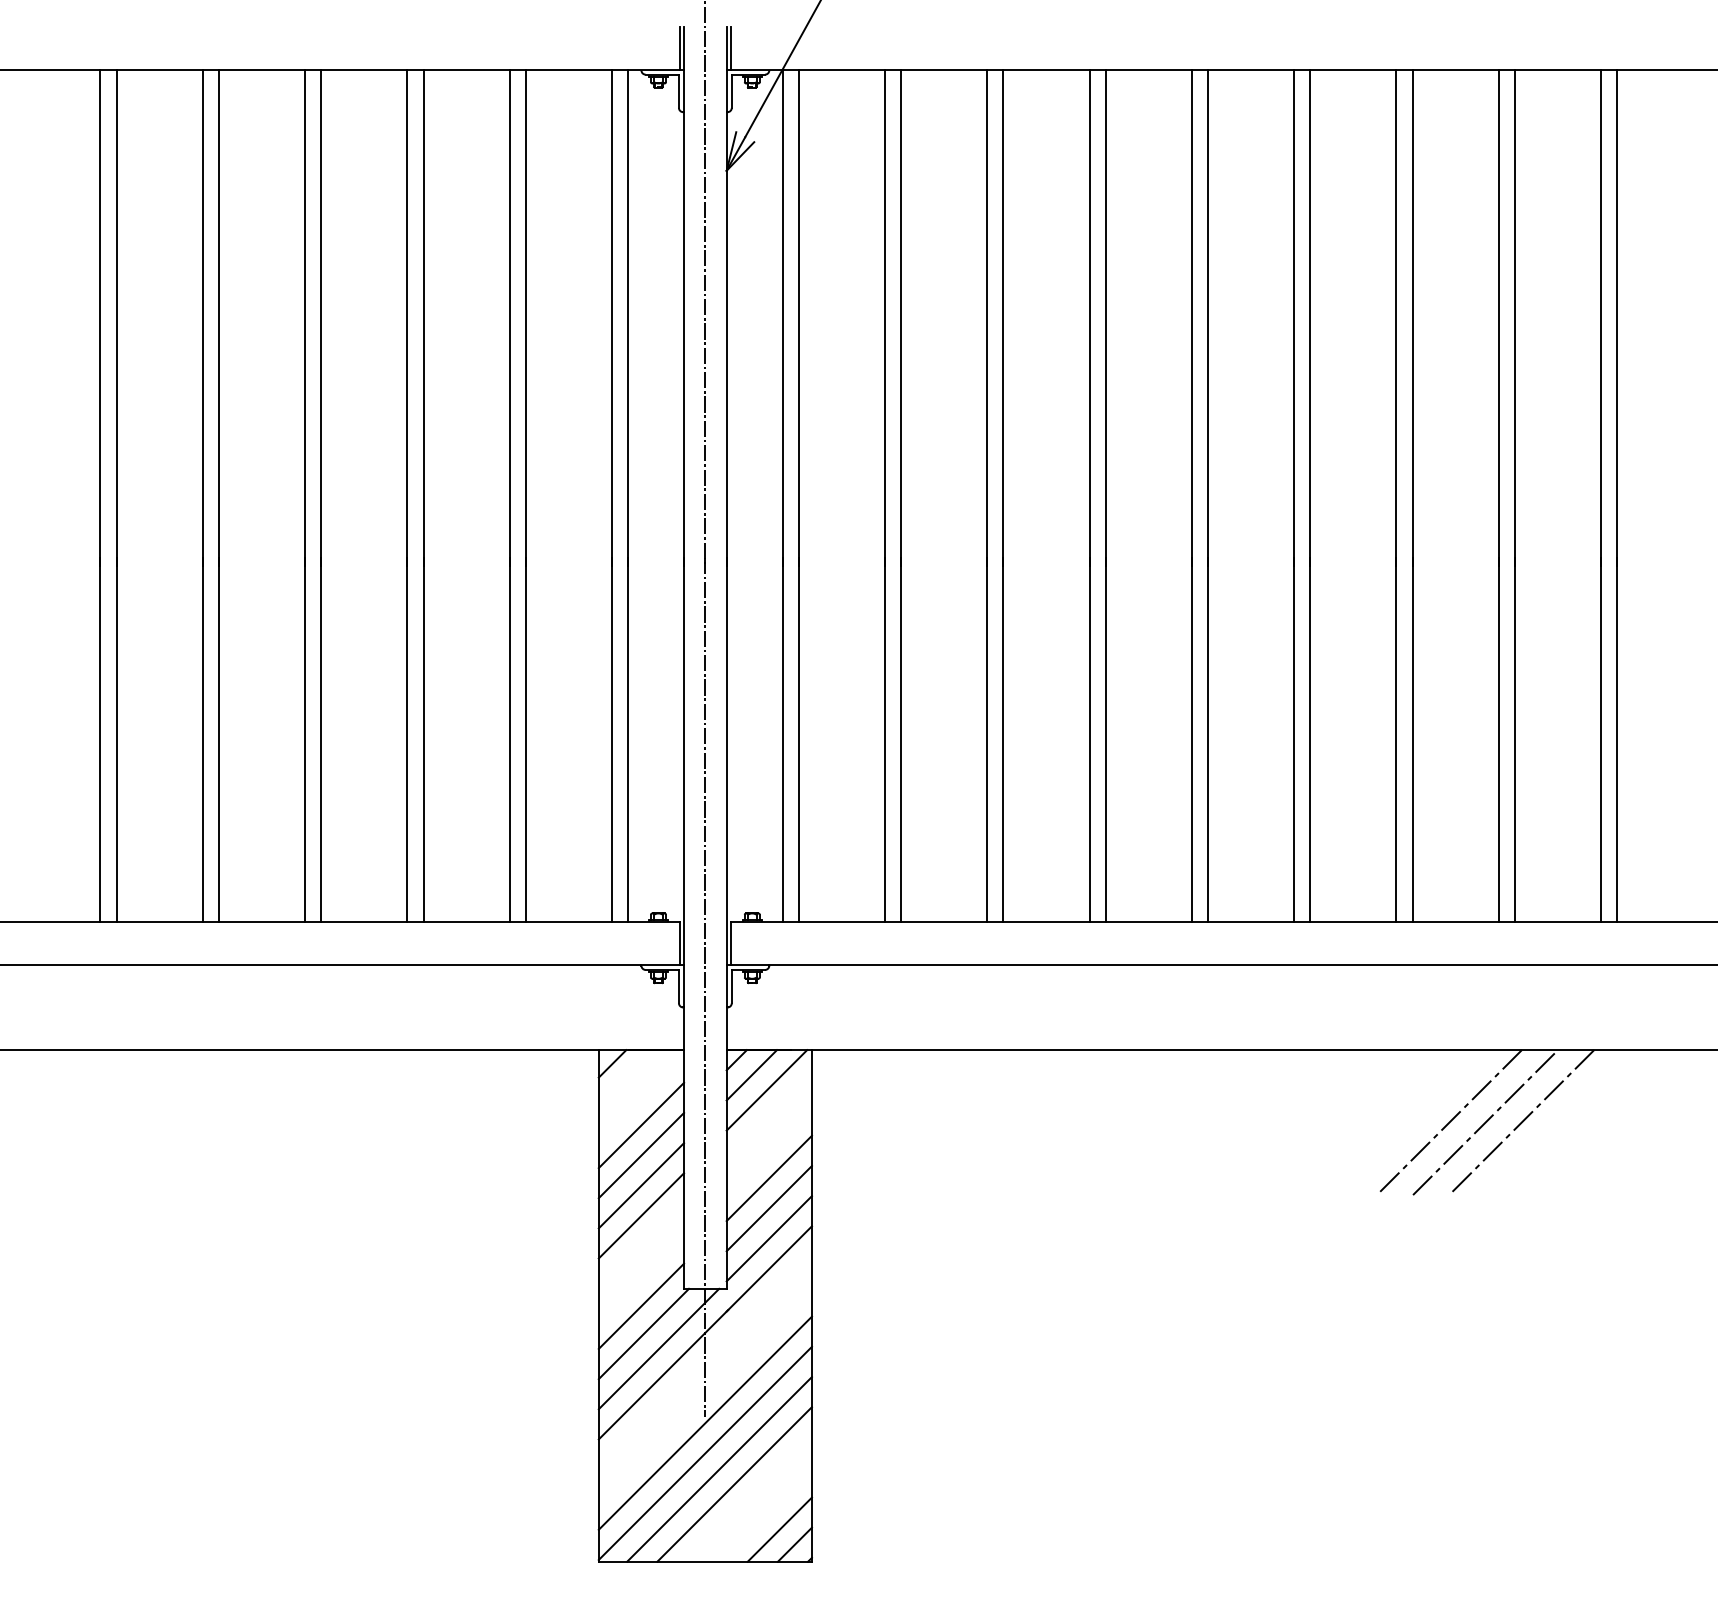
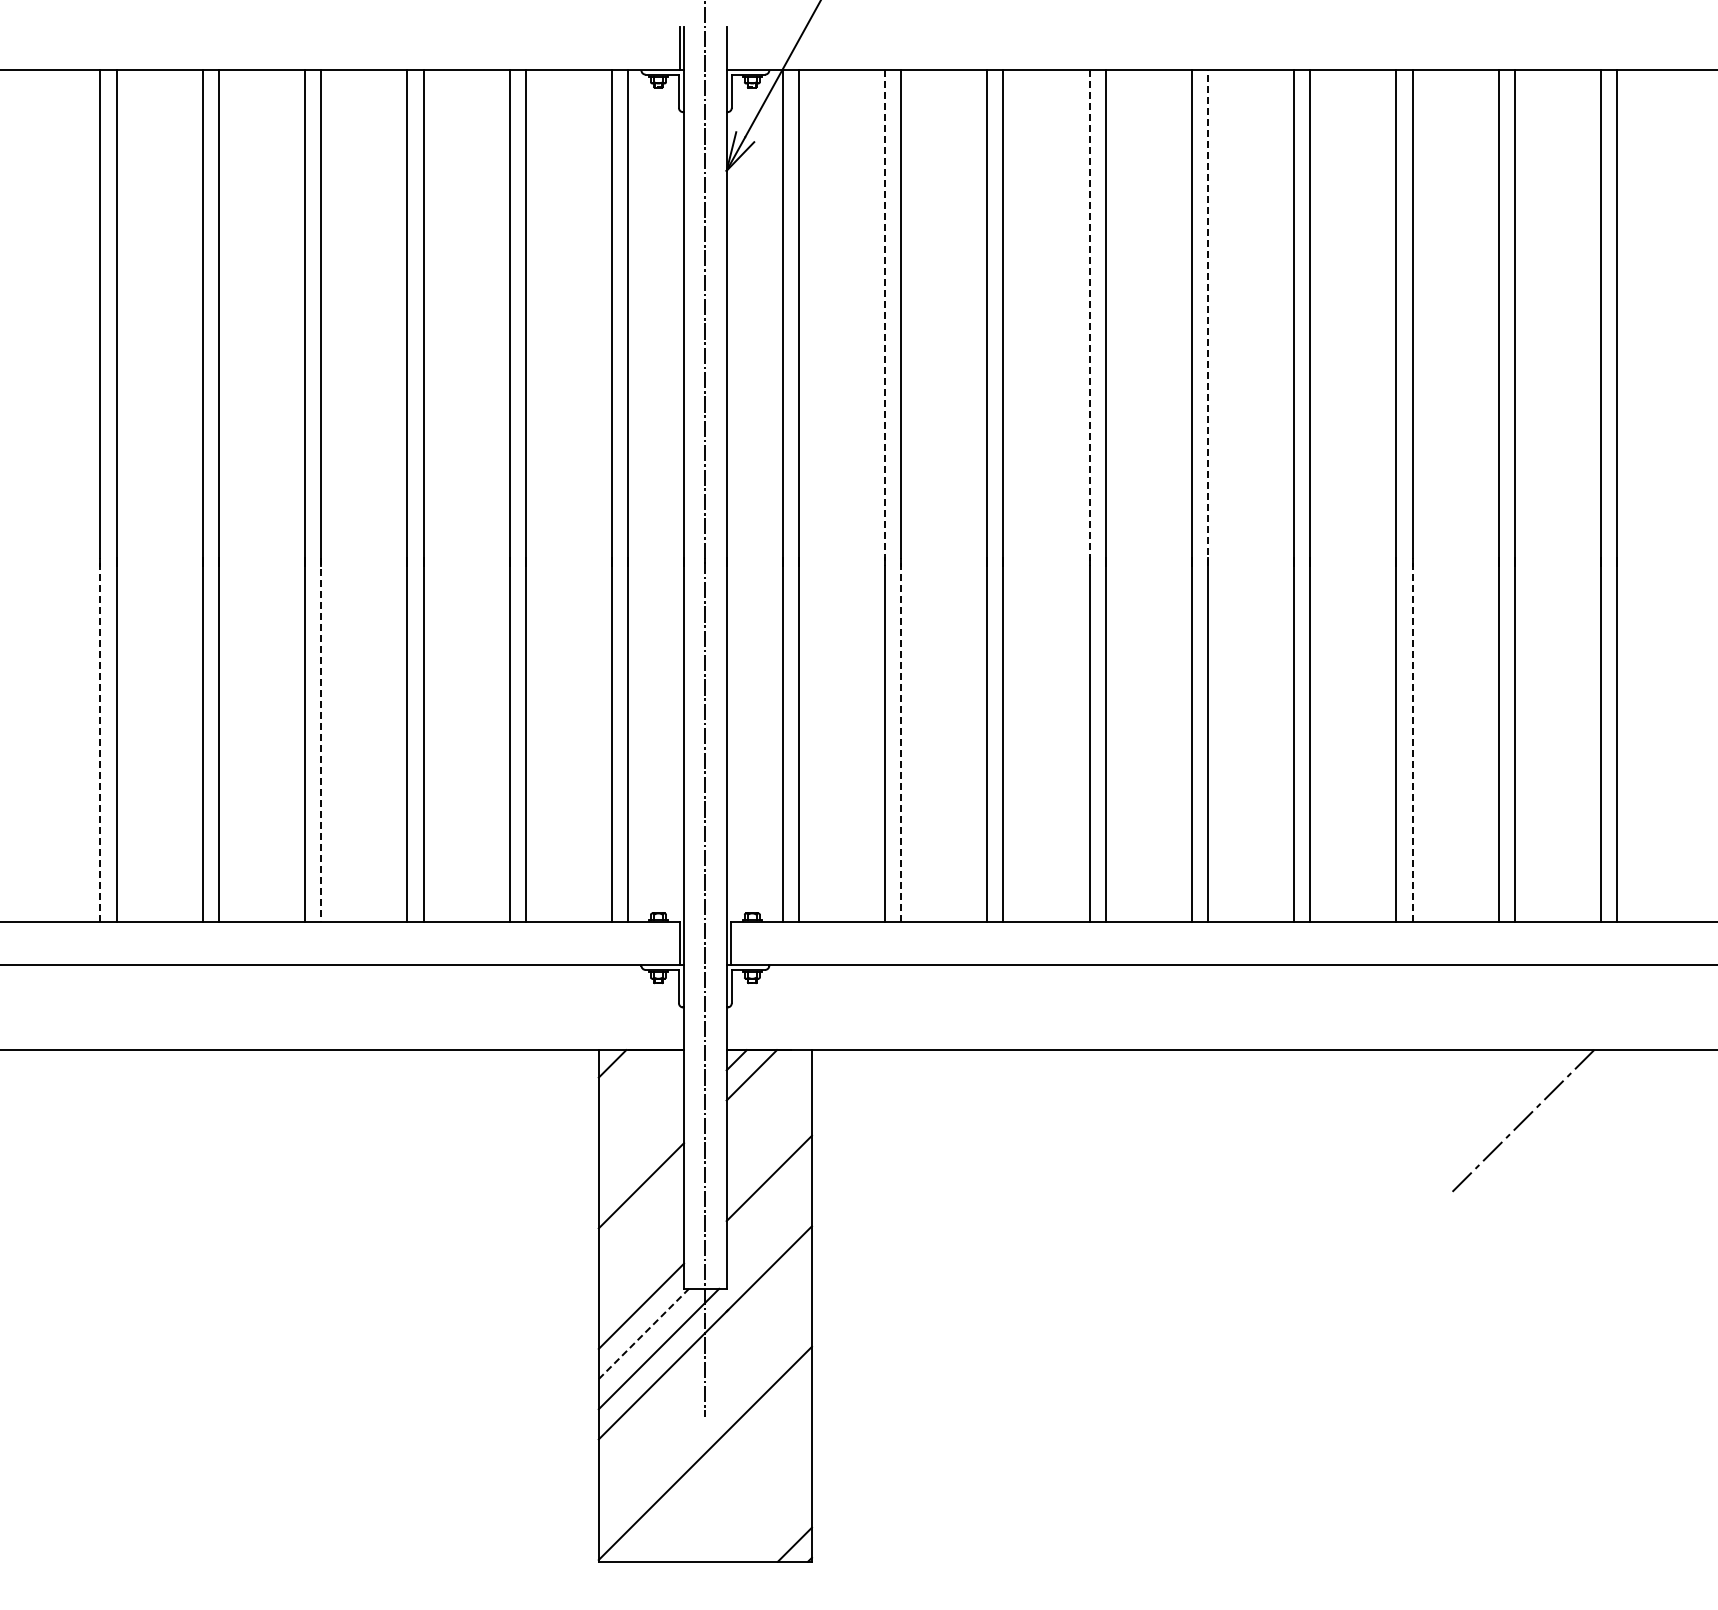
line: present -> none (730, 47)
line: solid -> dashed (1208, 317)
line: solid -> dashed (884, 318)
line: solid -> dashed (1089, 318)
line: solid -> dashed (100, 739)
line: solid -> dashed (901, 739)
line: solid -> dashed (1412, 739)
line: solid -> dashed (321, 740)
line: present -> none (766, 1090)
line: present -> none (1448, 1122)
line: present -> none (1485, 1122)
line: present -> none (641, 1125)
line: present -> none (641, 1155)
line: present -> none (768, 1208)
line: present -> none (641, 1215)
line: present -> none (768, 1238)
line: solid -> dashed (643, 1334)
line: present -> none (704, 1422)
line: present -> none (719, 1469)
line: present -> none (734, 1484)
line: present -> none (779, 1529)
